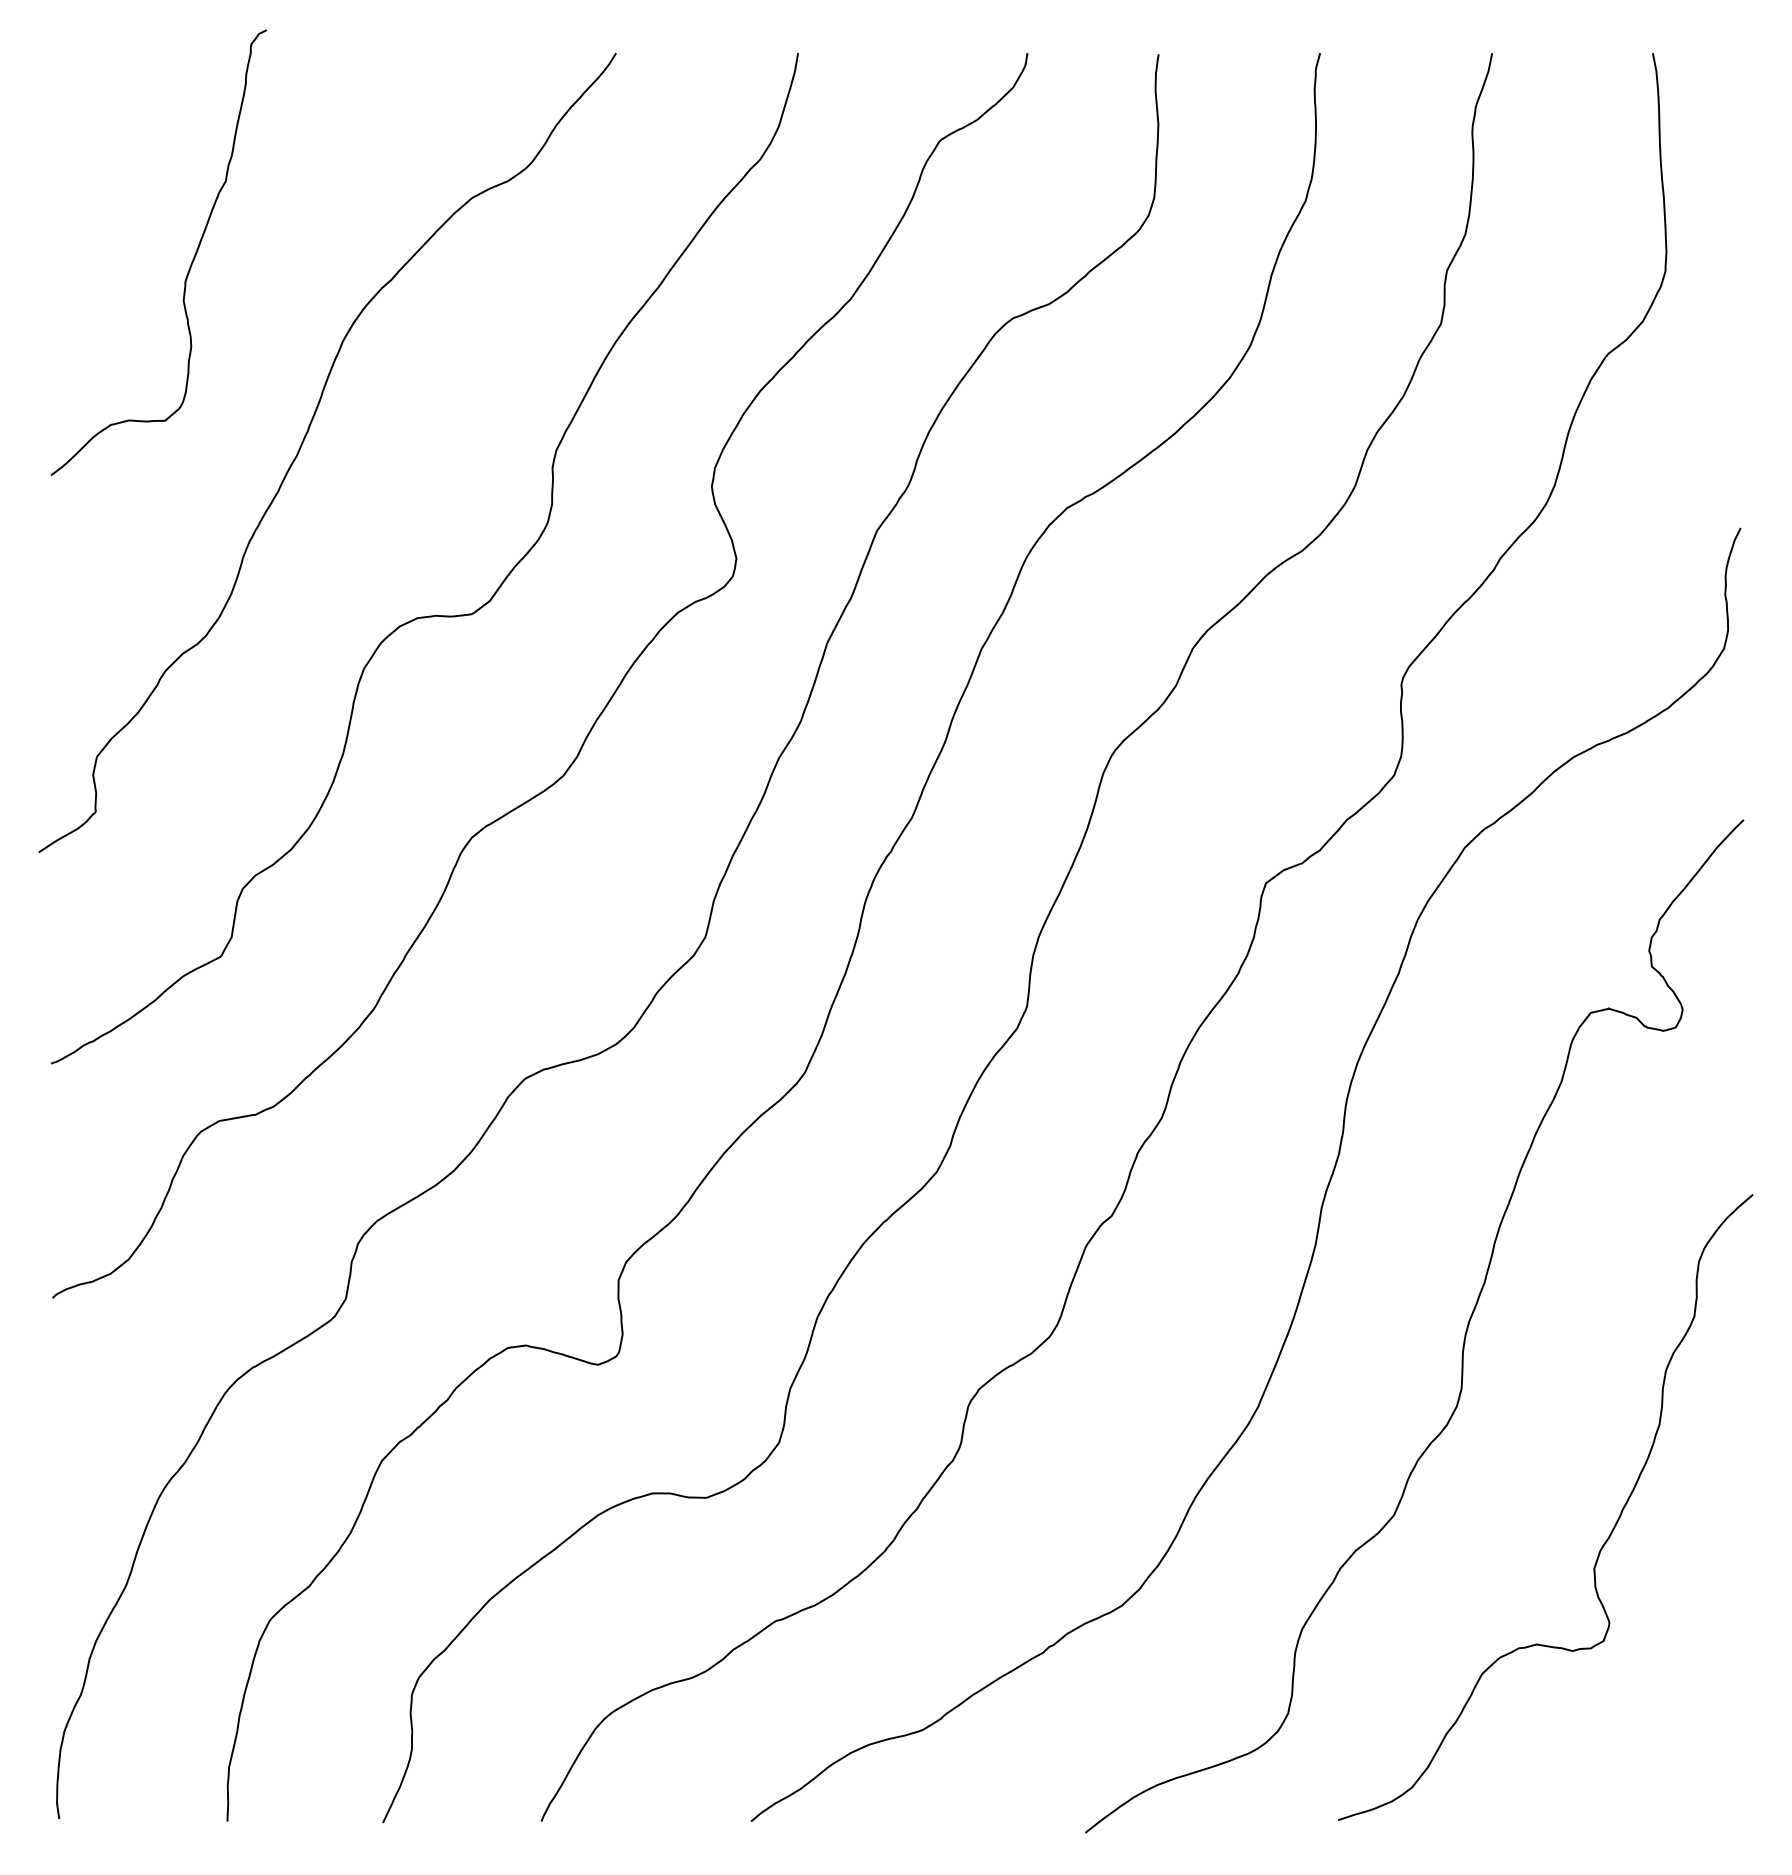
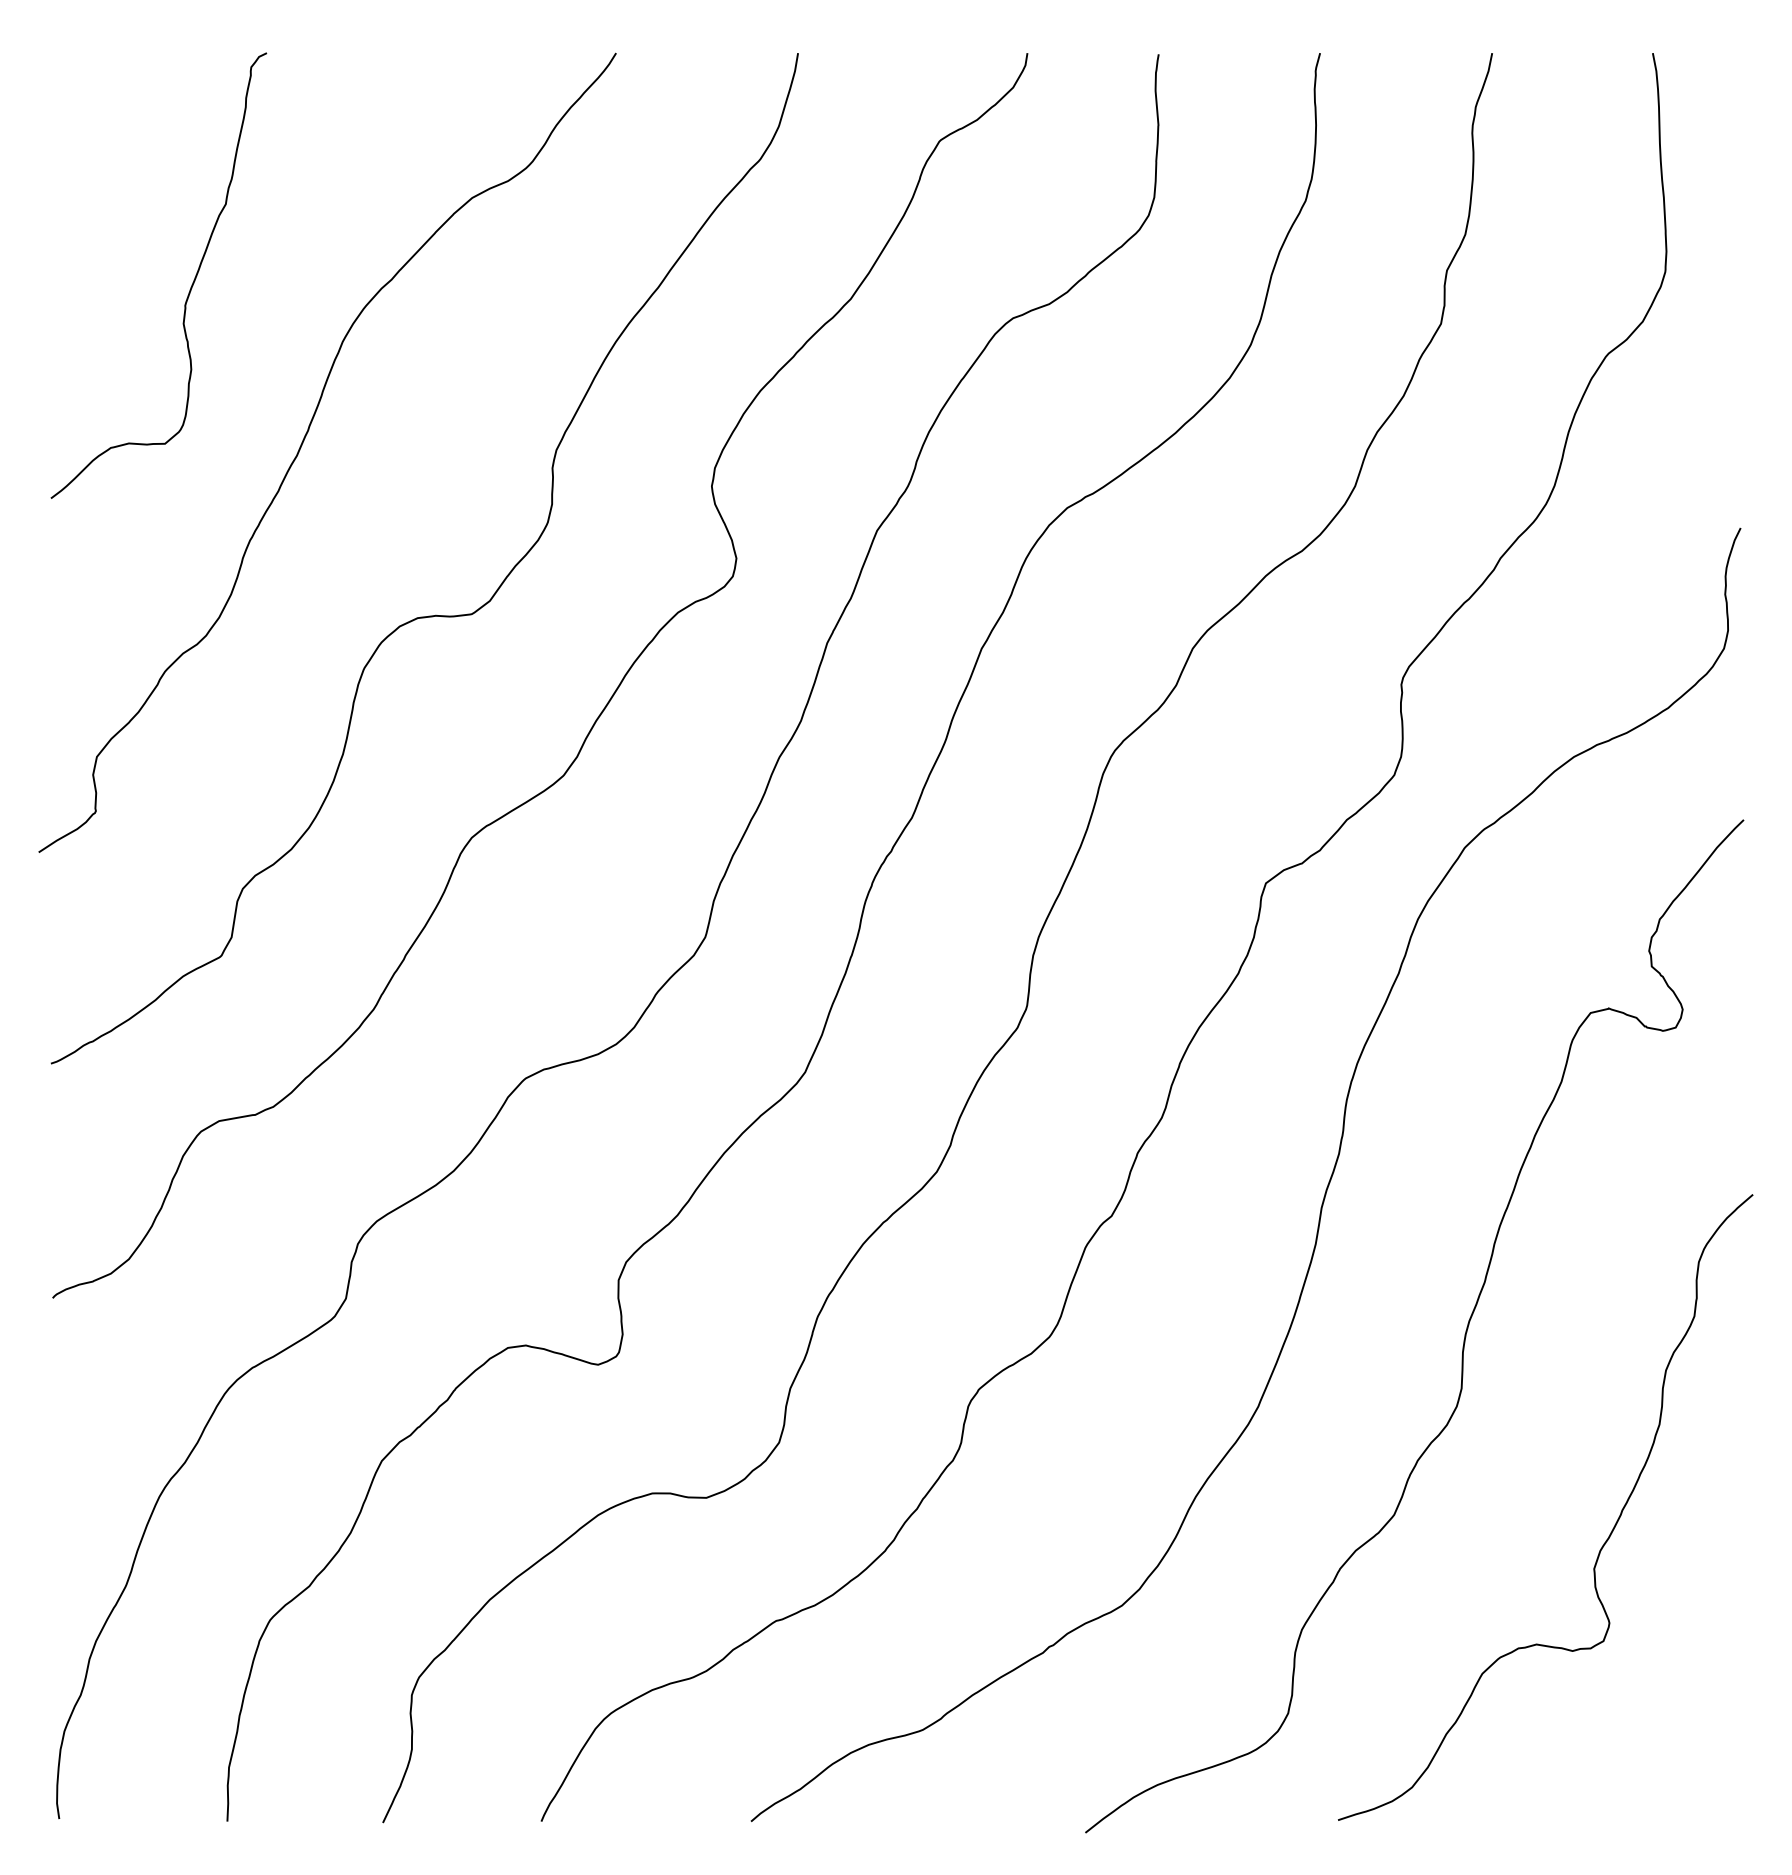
curve position: (189, 266) -> (189, 289) (189, 289)
